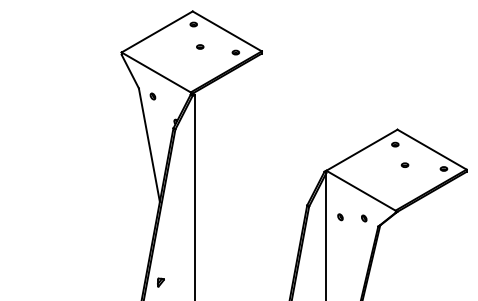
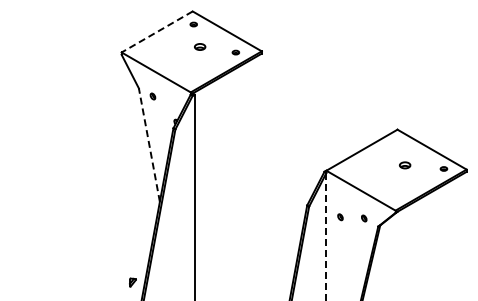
line: solid -> dashed (156, 32)
part size: 9x6 px -> 13x8 px (200, 46)
part: present -> none (395, 144)
line: solid -> dashed (149, 145)
part size: 10x6 px -> 13x9 px (405, 165)
line: solid -> dashed (326, 236)
part position: (160, 282) -> (132, 282) (132, 282)
